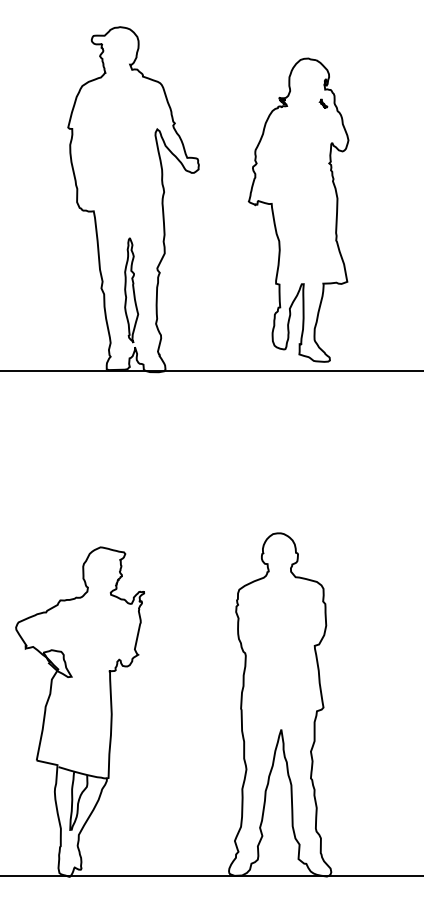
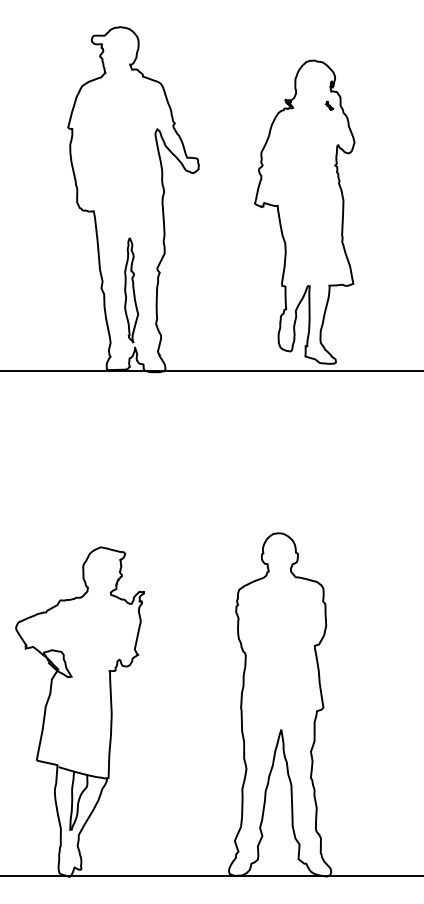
part position: (298, 209) -> (304, 211) (304, 211)
